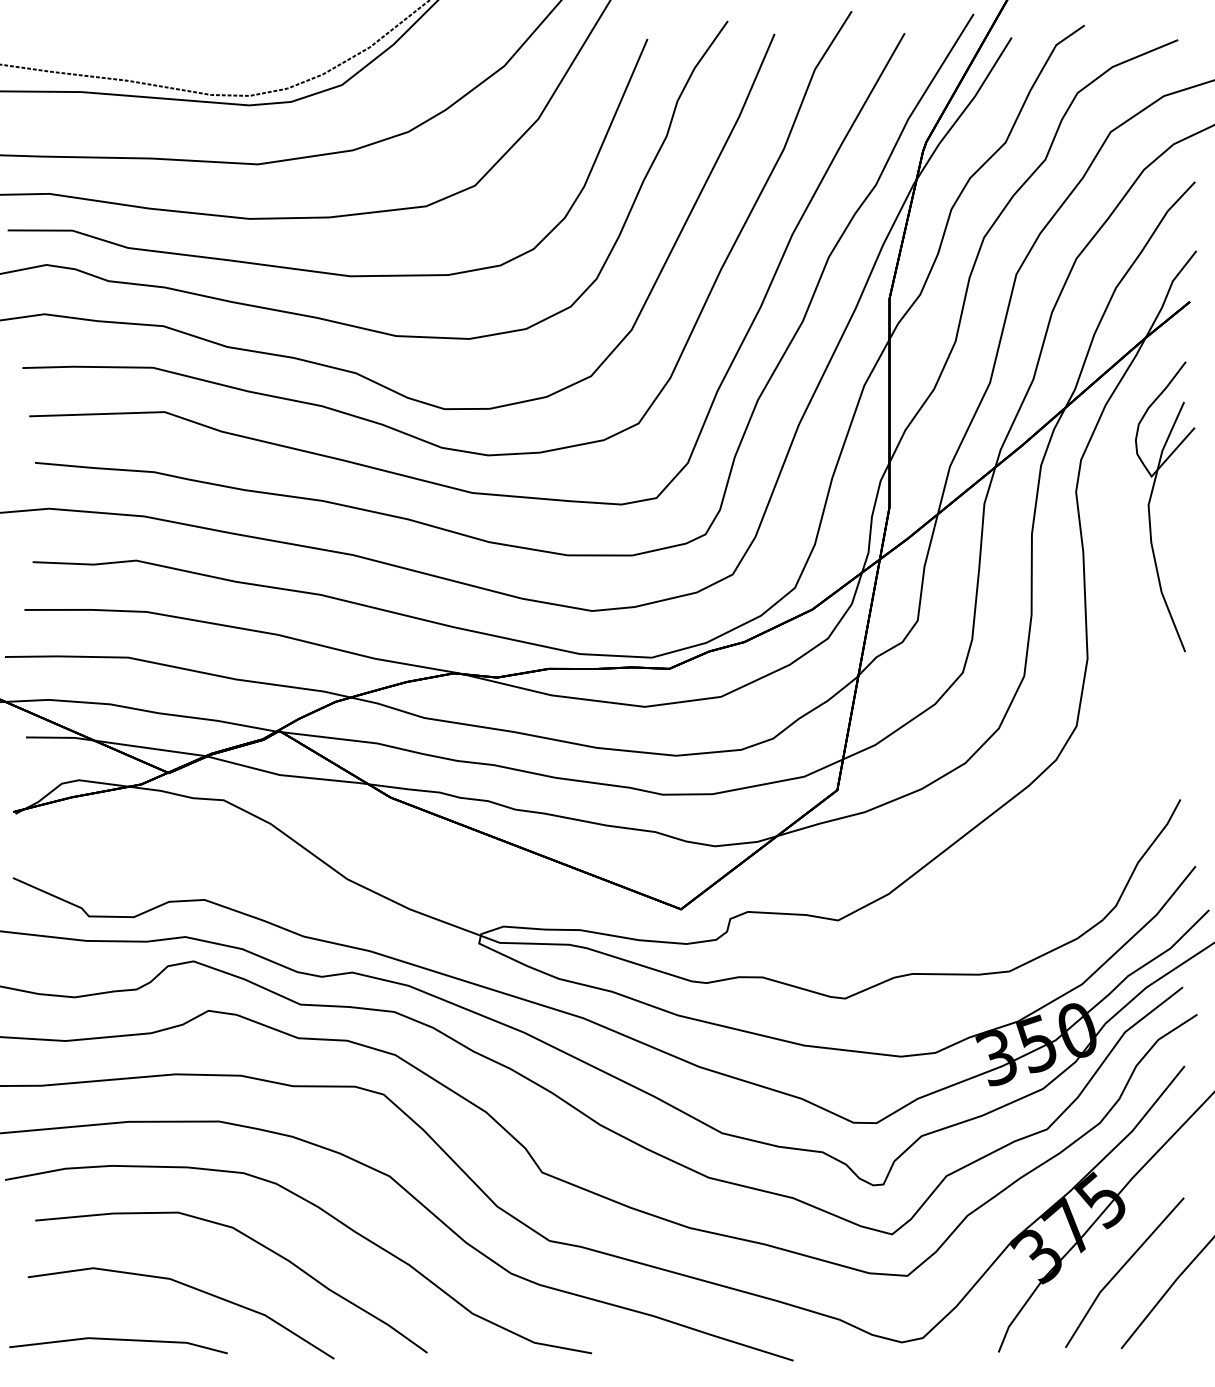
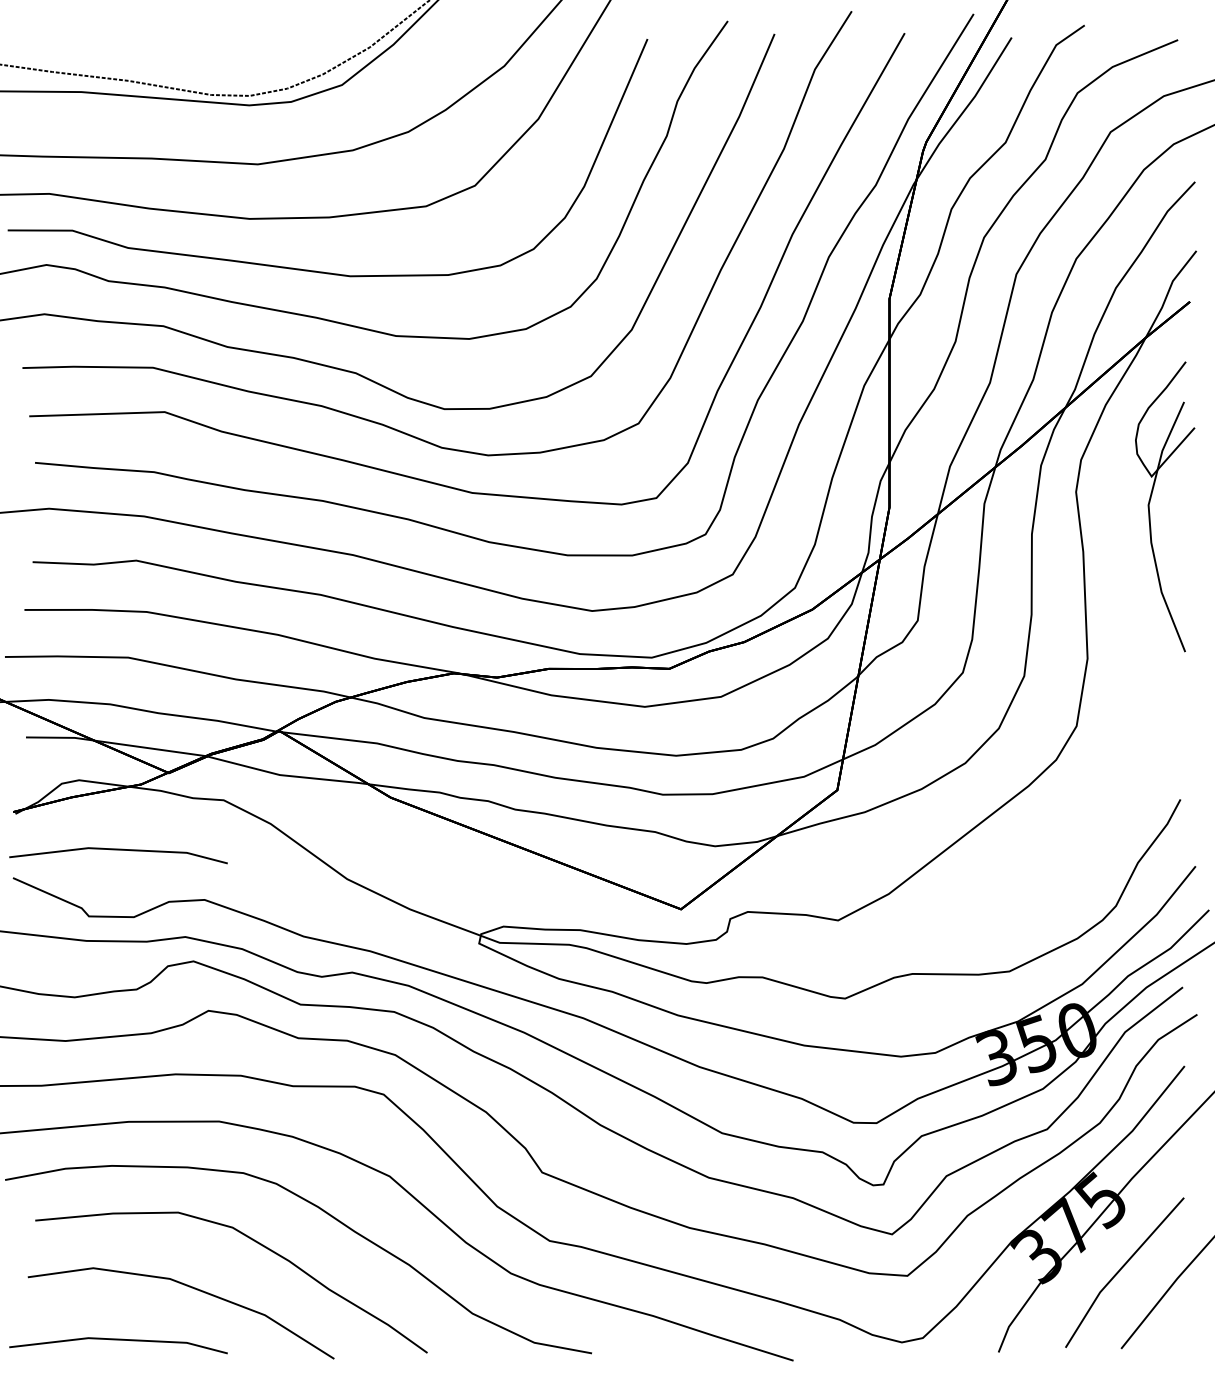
line: none -> present (118, 850)
